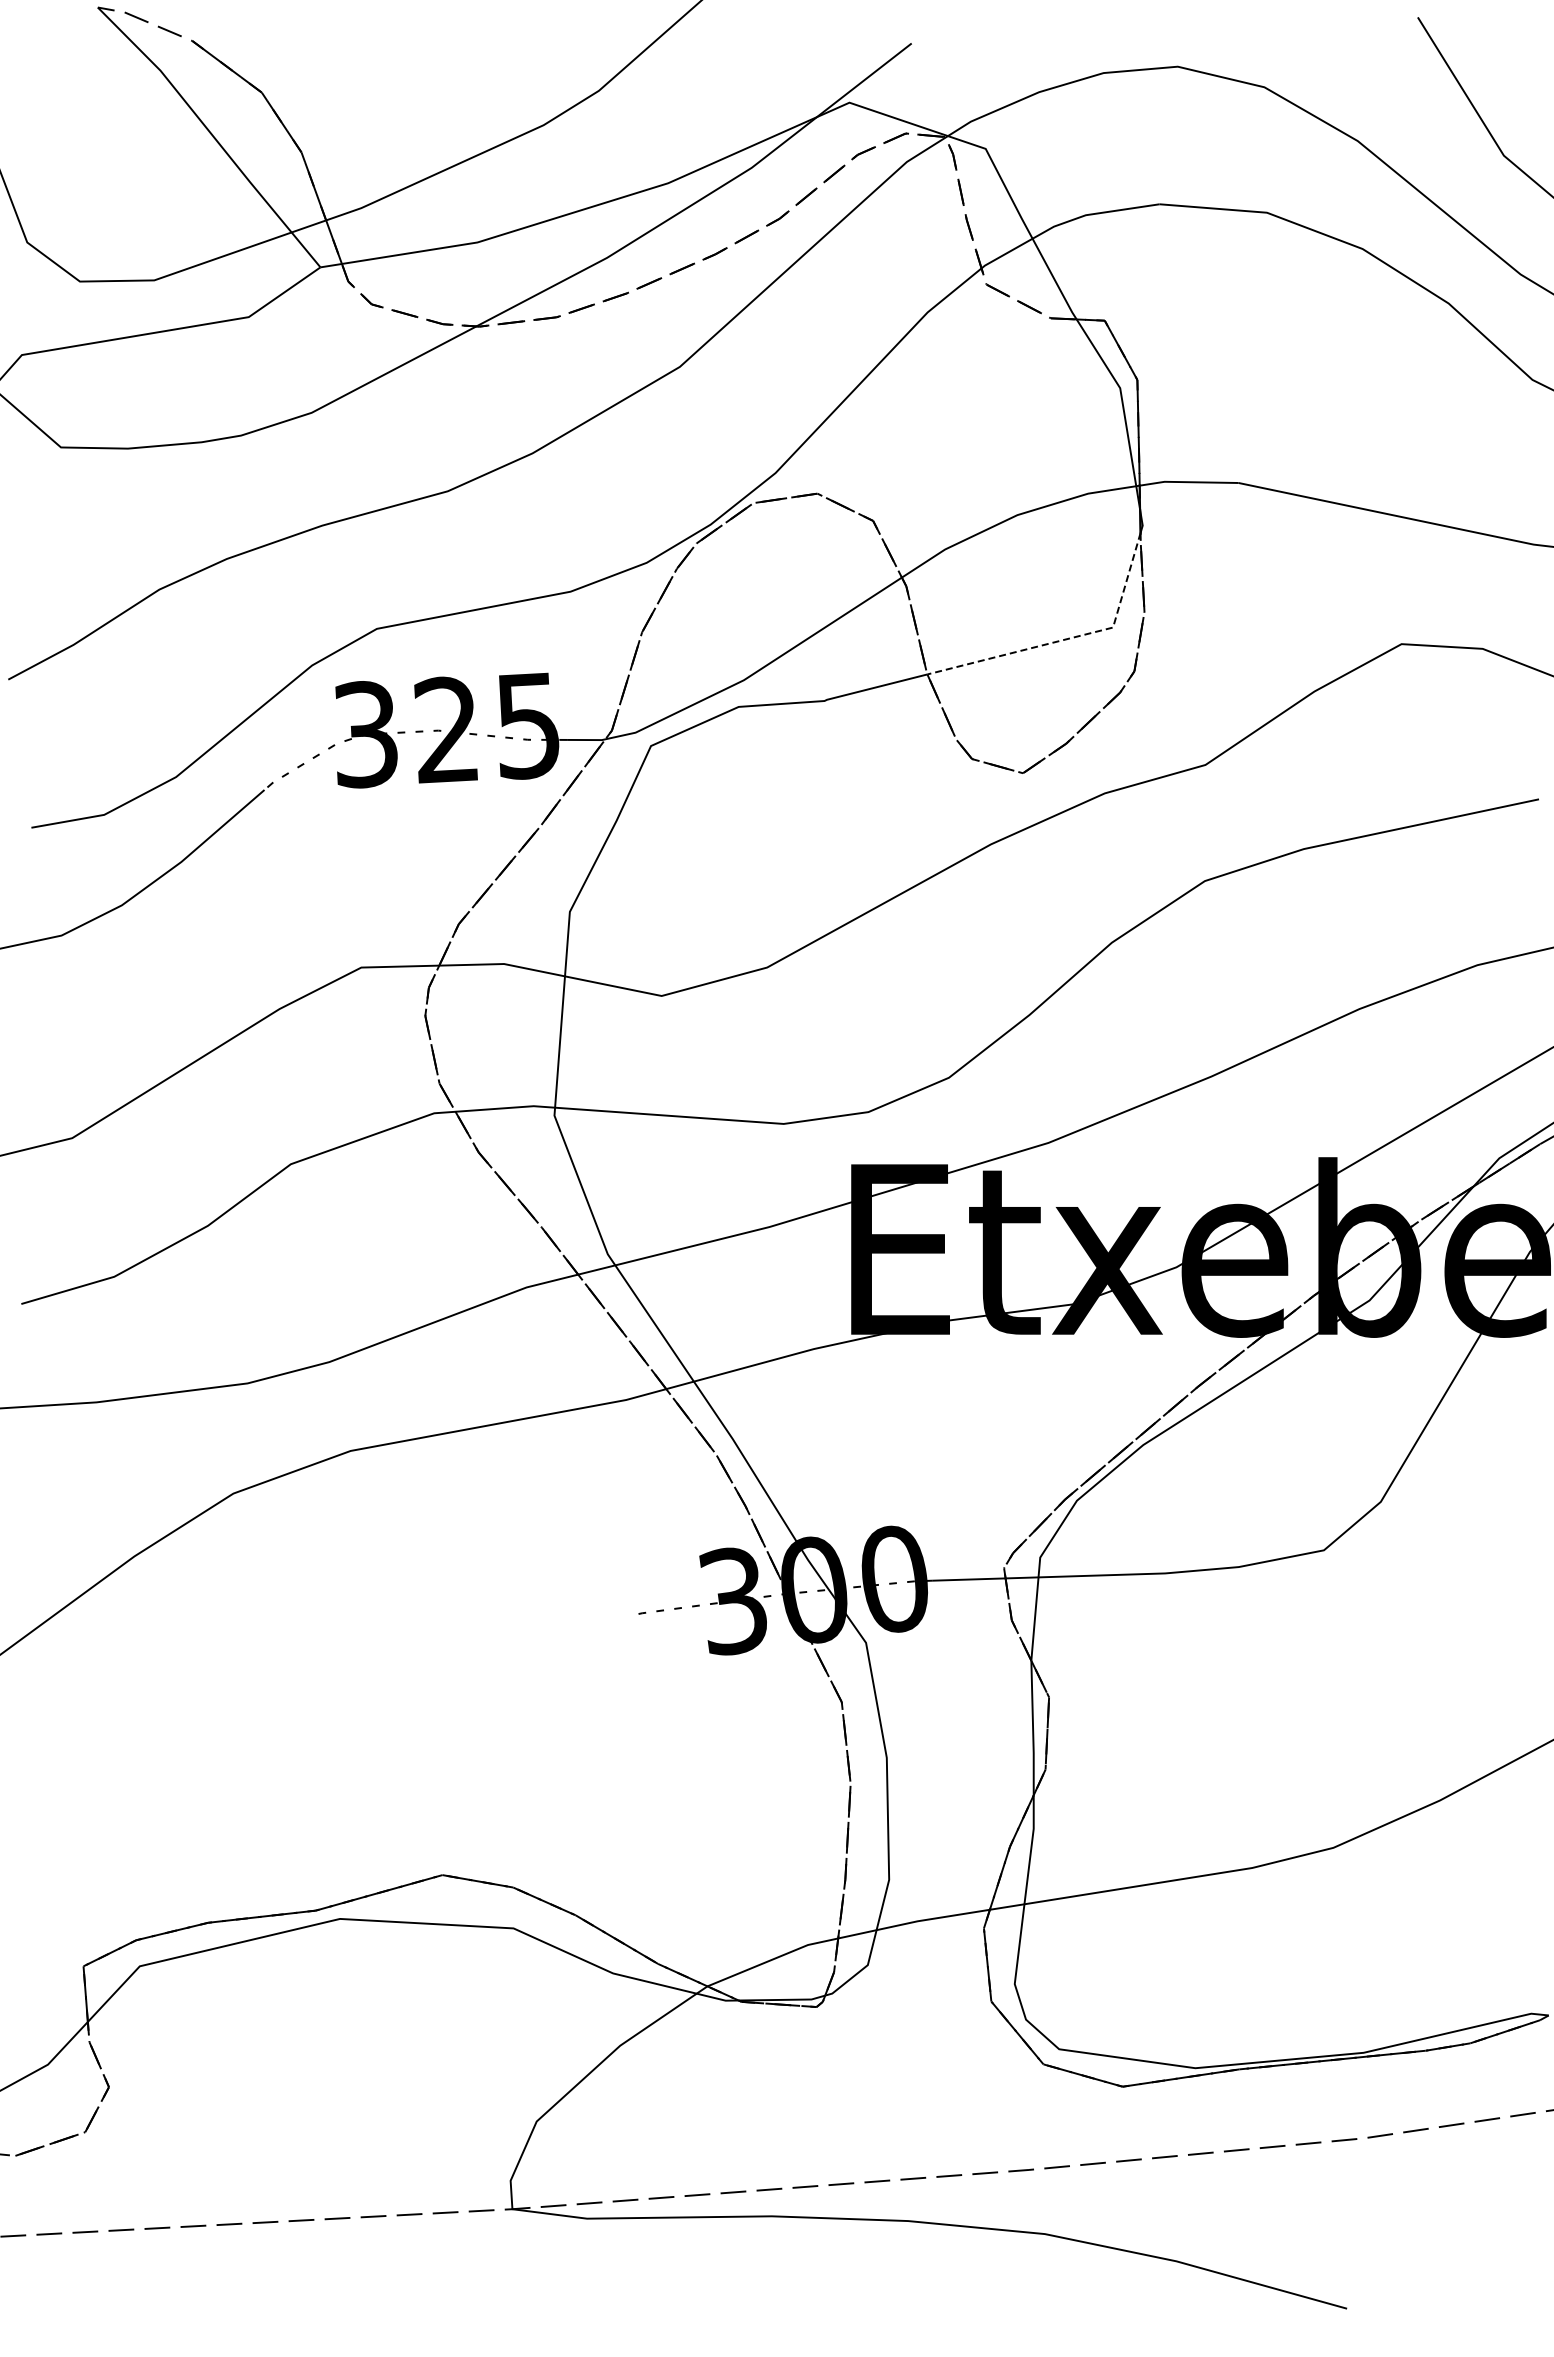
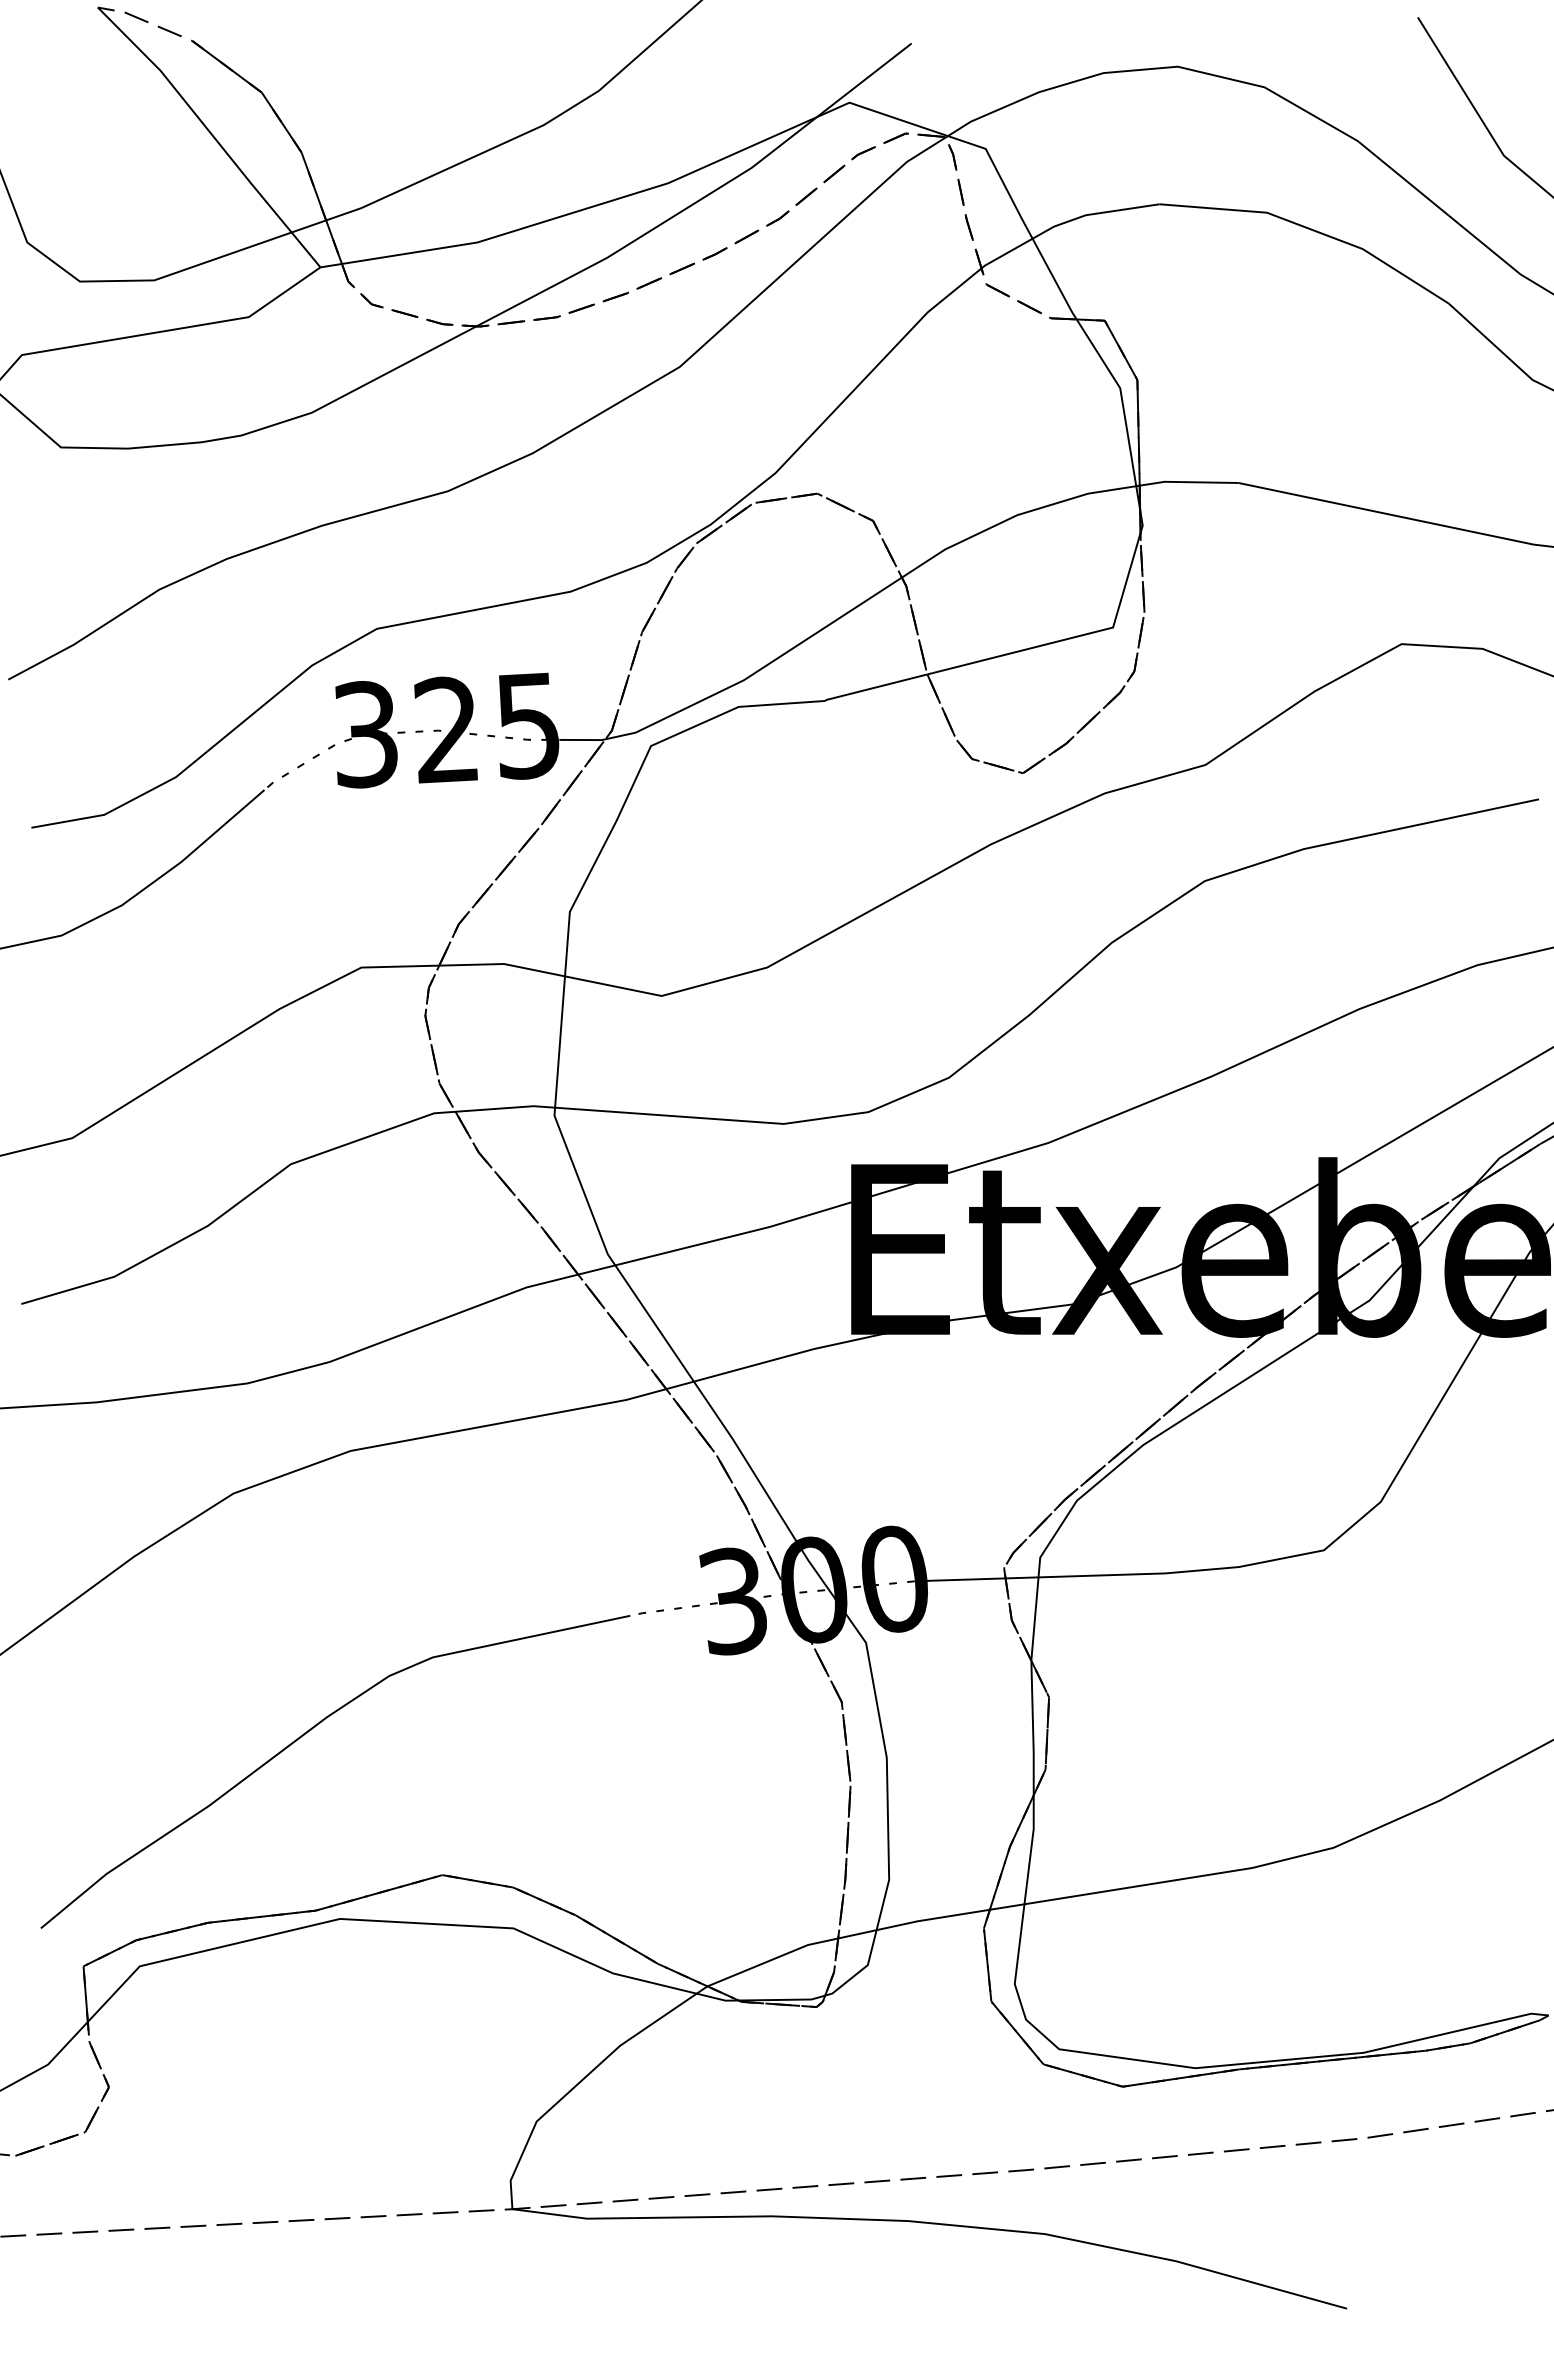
line: dashed -> solid (1068, 638)
curve: none -> present (307, 1733)
